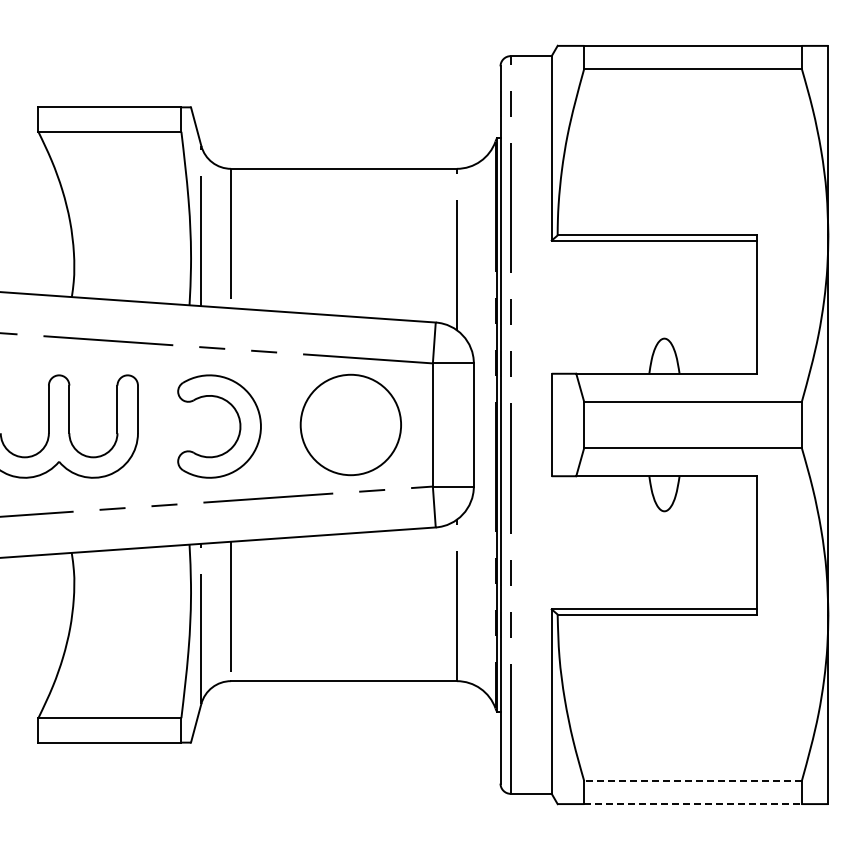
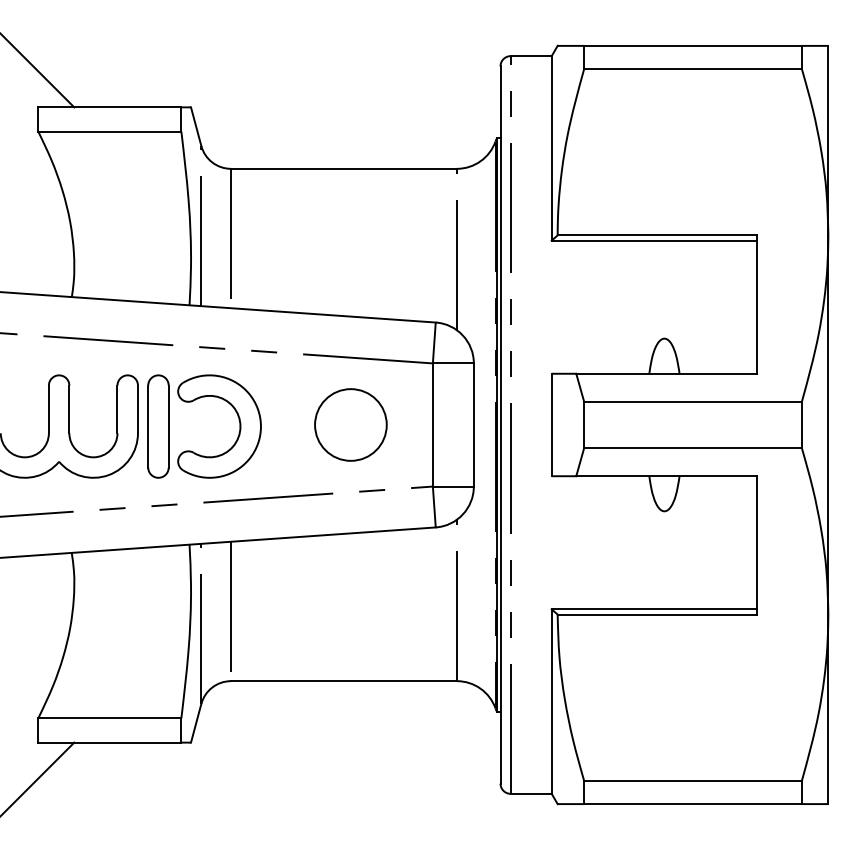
line: none -> present (38, 71)
circle diameter: 100 px -> 72 px (350, 424)
part: none -> present (158, 426)
line: none -> present (38, 778)
line: dashed -> solid (693, 781)
line: dashed -> solid (693, 804)
